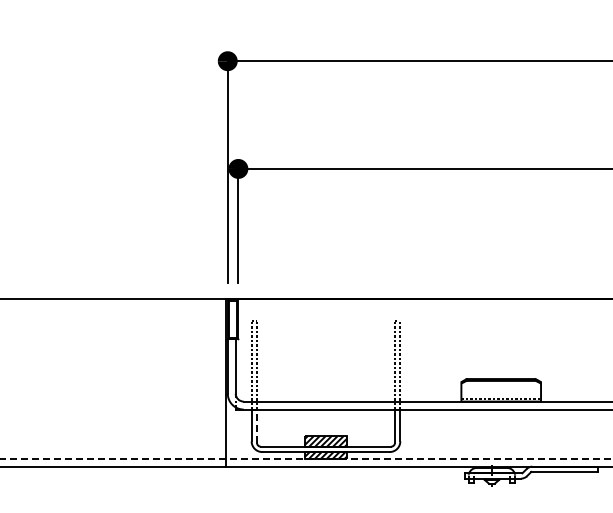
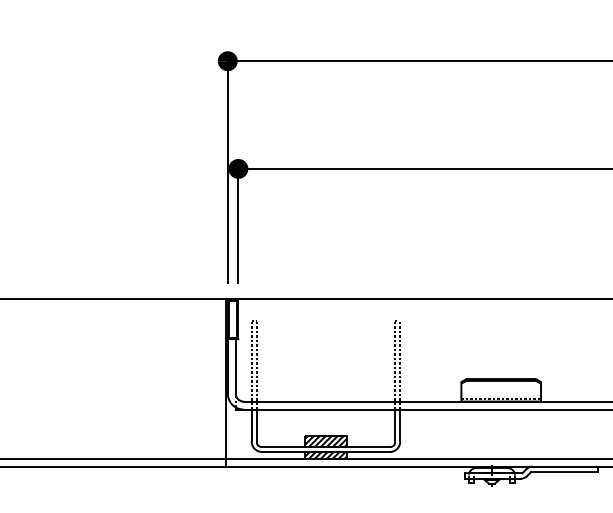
line: dashed -> solid (256, 426)
line: dashed -> solid (306, 458)
